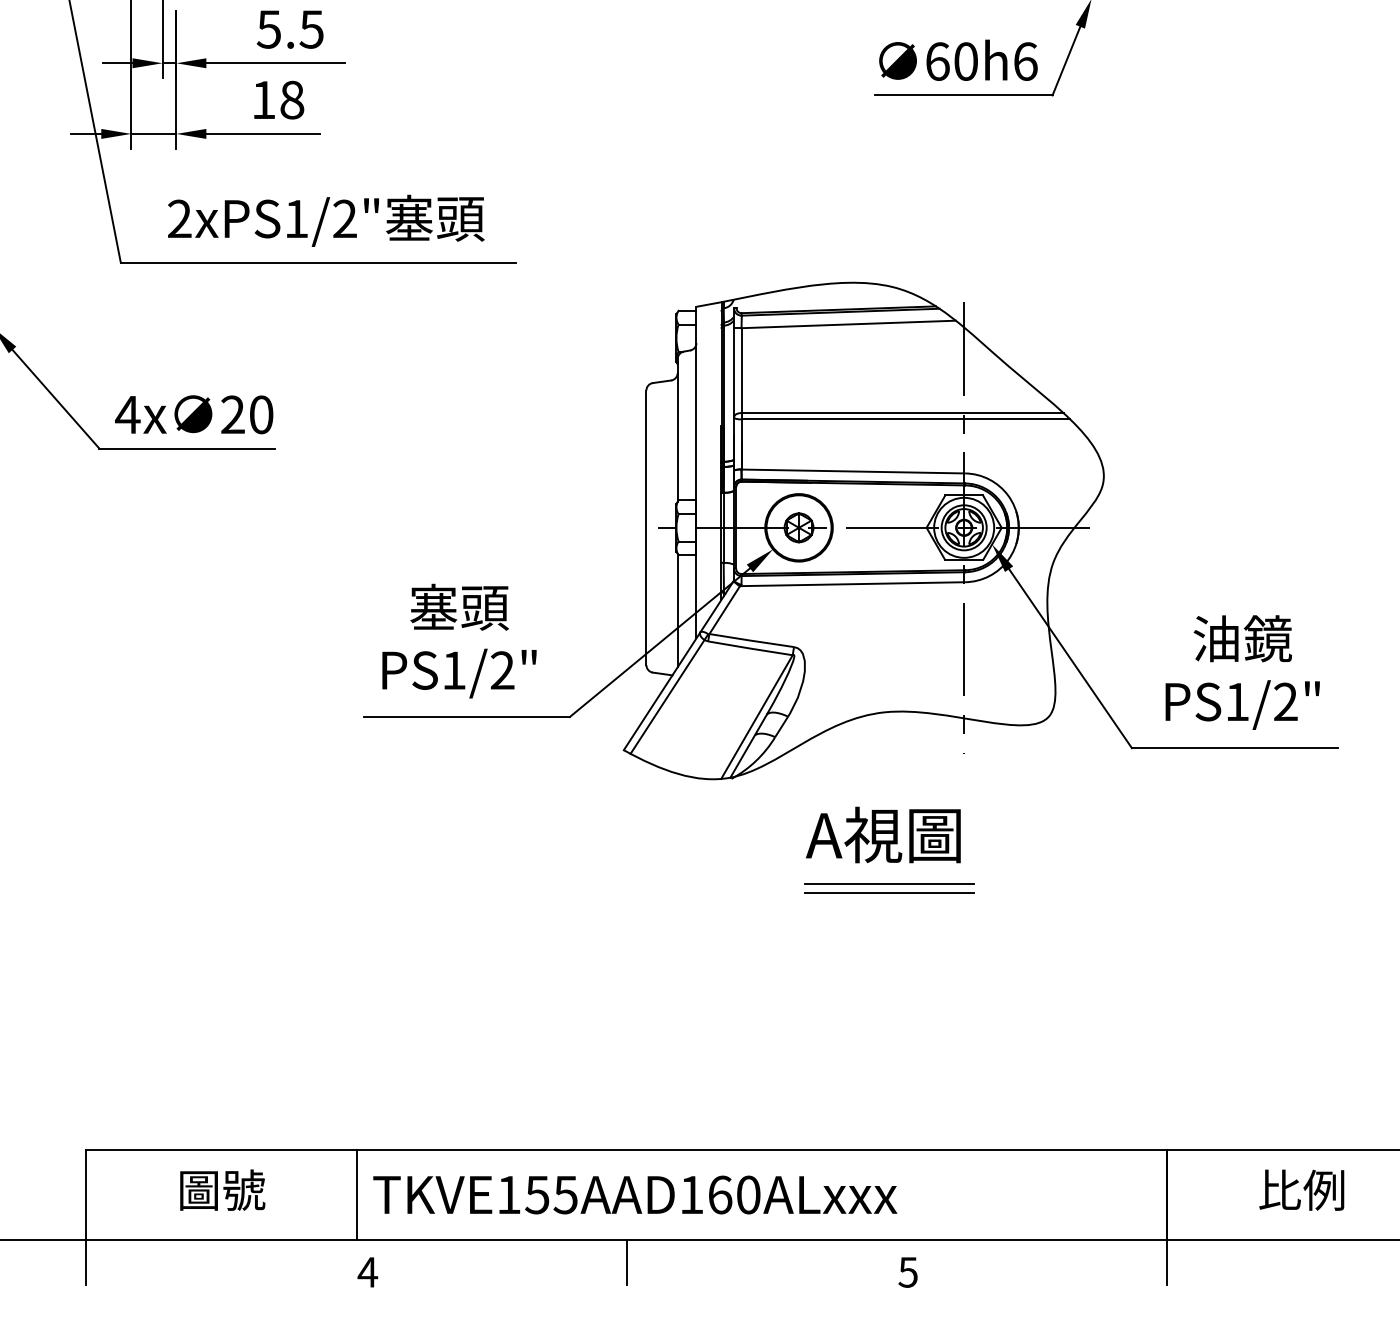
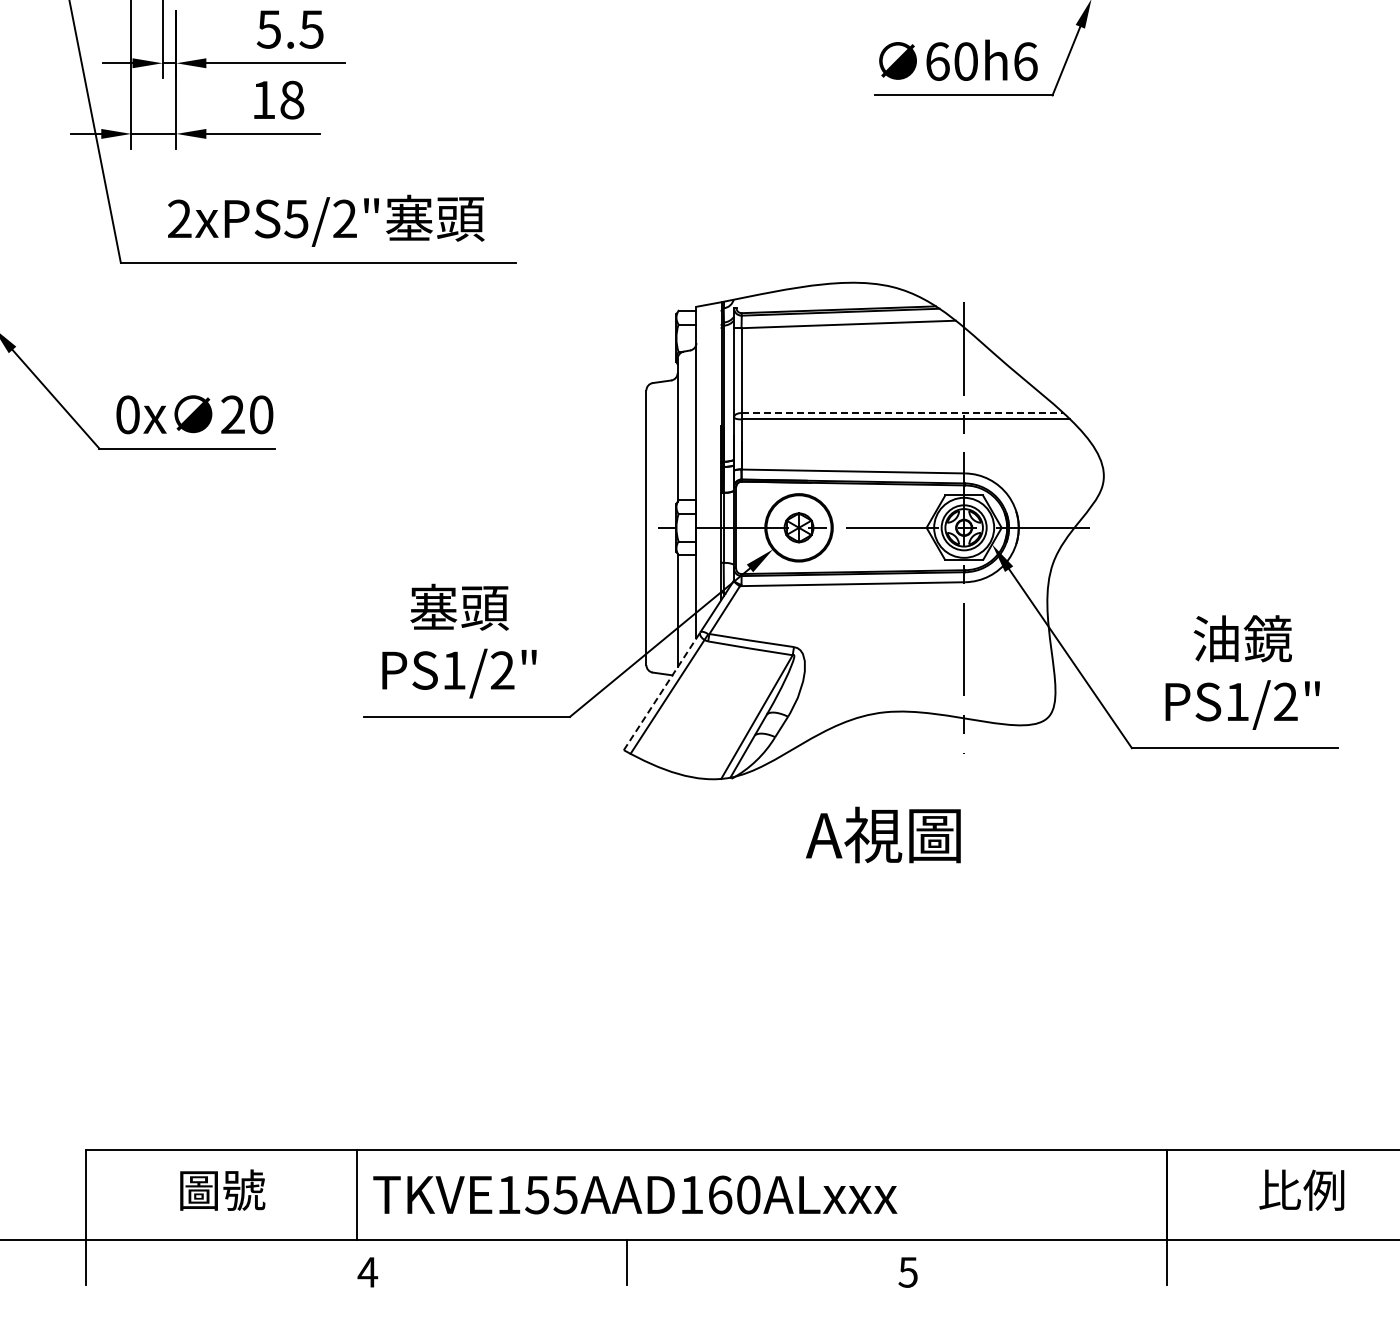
text: 2xPS1/2" -> 2xPS5/2" (296, 219)
line: solid -> dashed (902, 413)
text: 4x -> 0x (127, 414)
line: solid -> dashed (662, 690)
line: present -> none (889, 883)
line: present -> none (889, 892)
